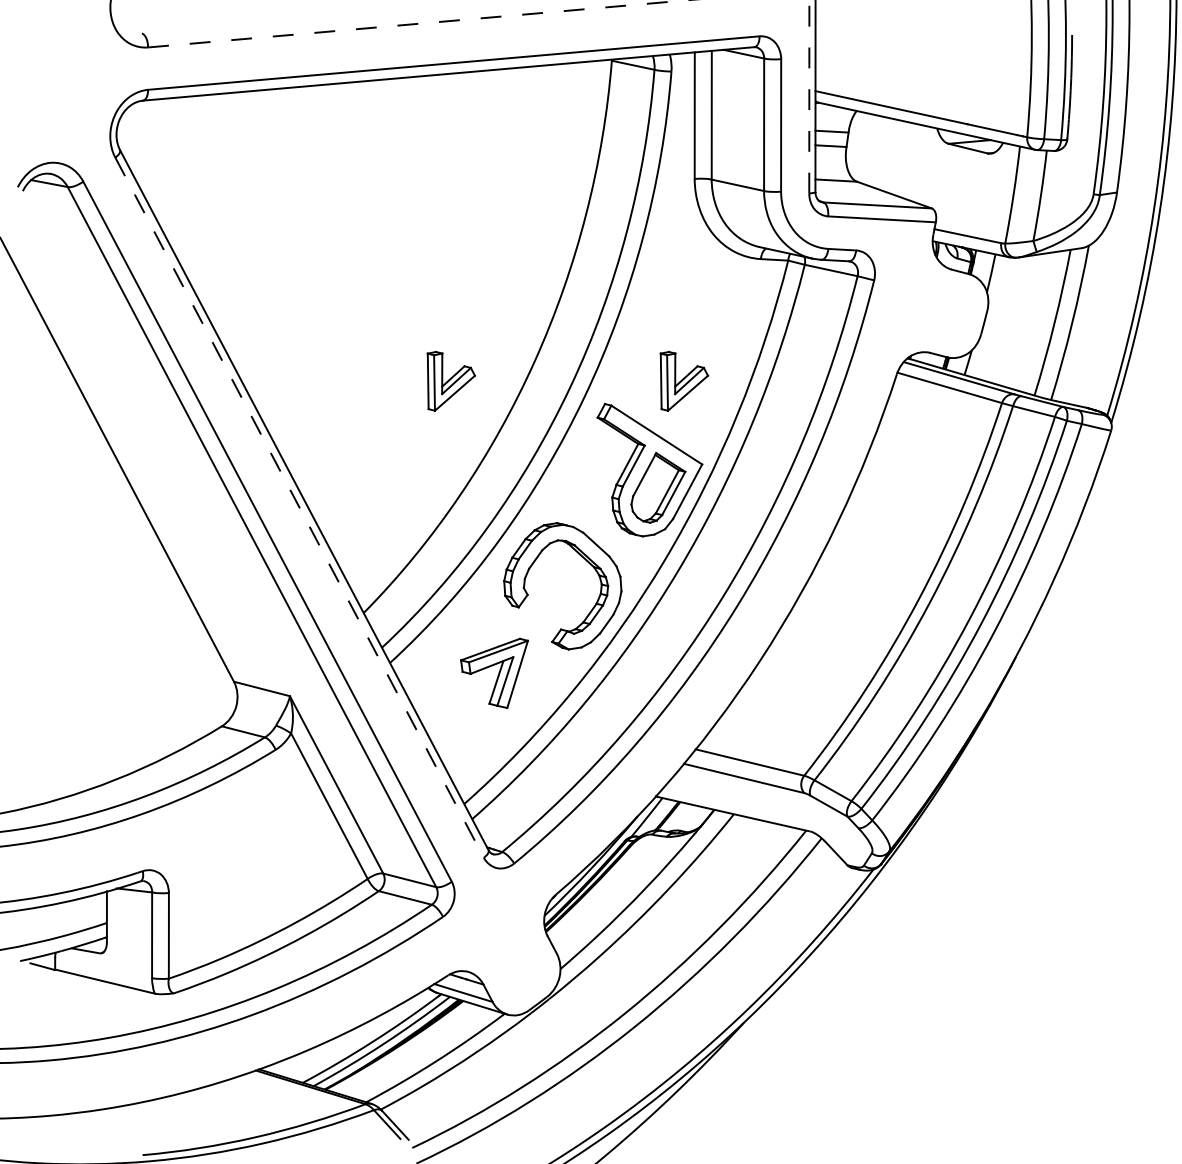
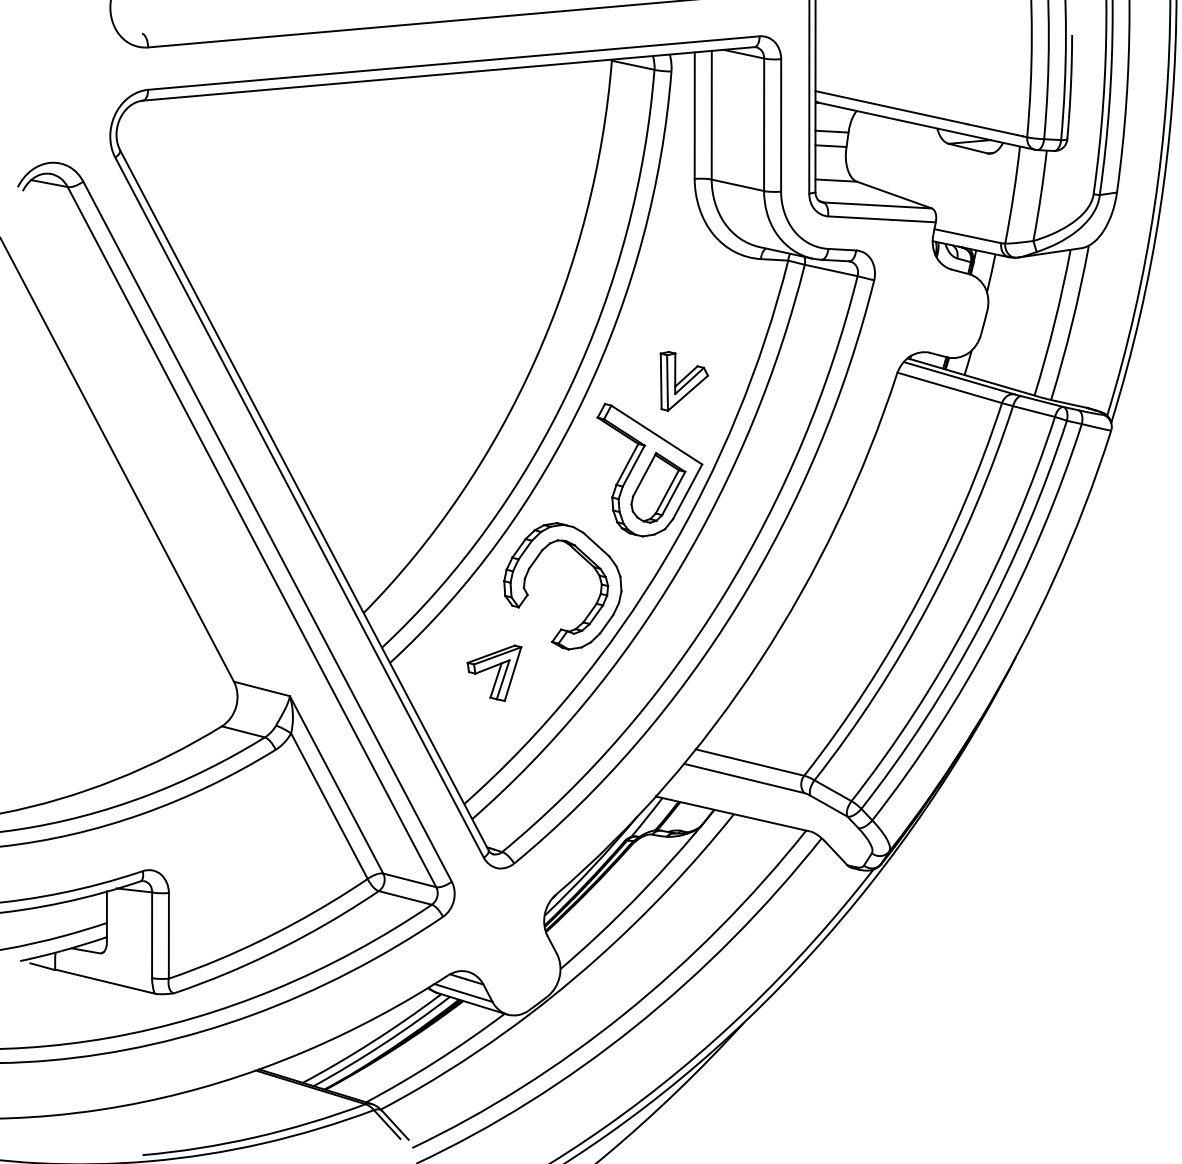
line: dashed -> solid (419, 23)
line: dashed -> solid (809, 96)
part: present -> none (451, 381)
line: dashed -> solid (299, 507)
part size: 69x73 px -> 57x58 px (494, 672)
